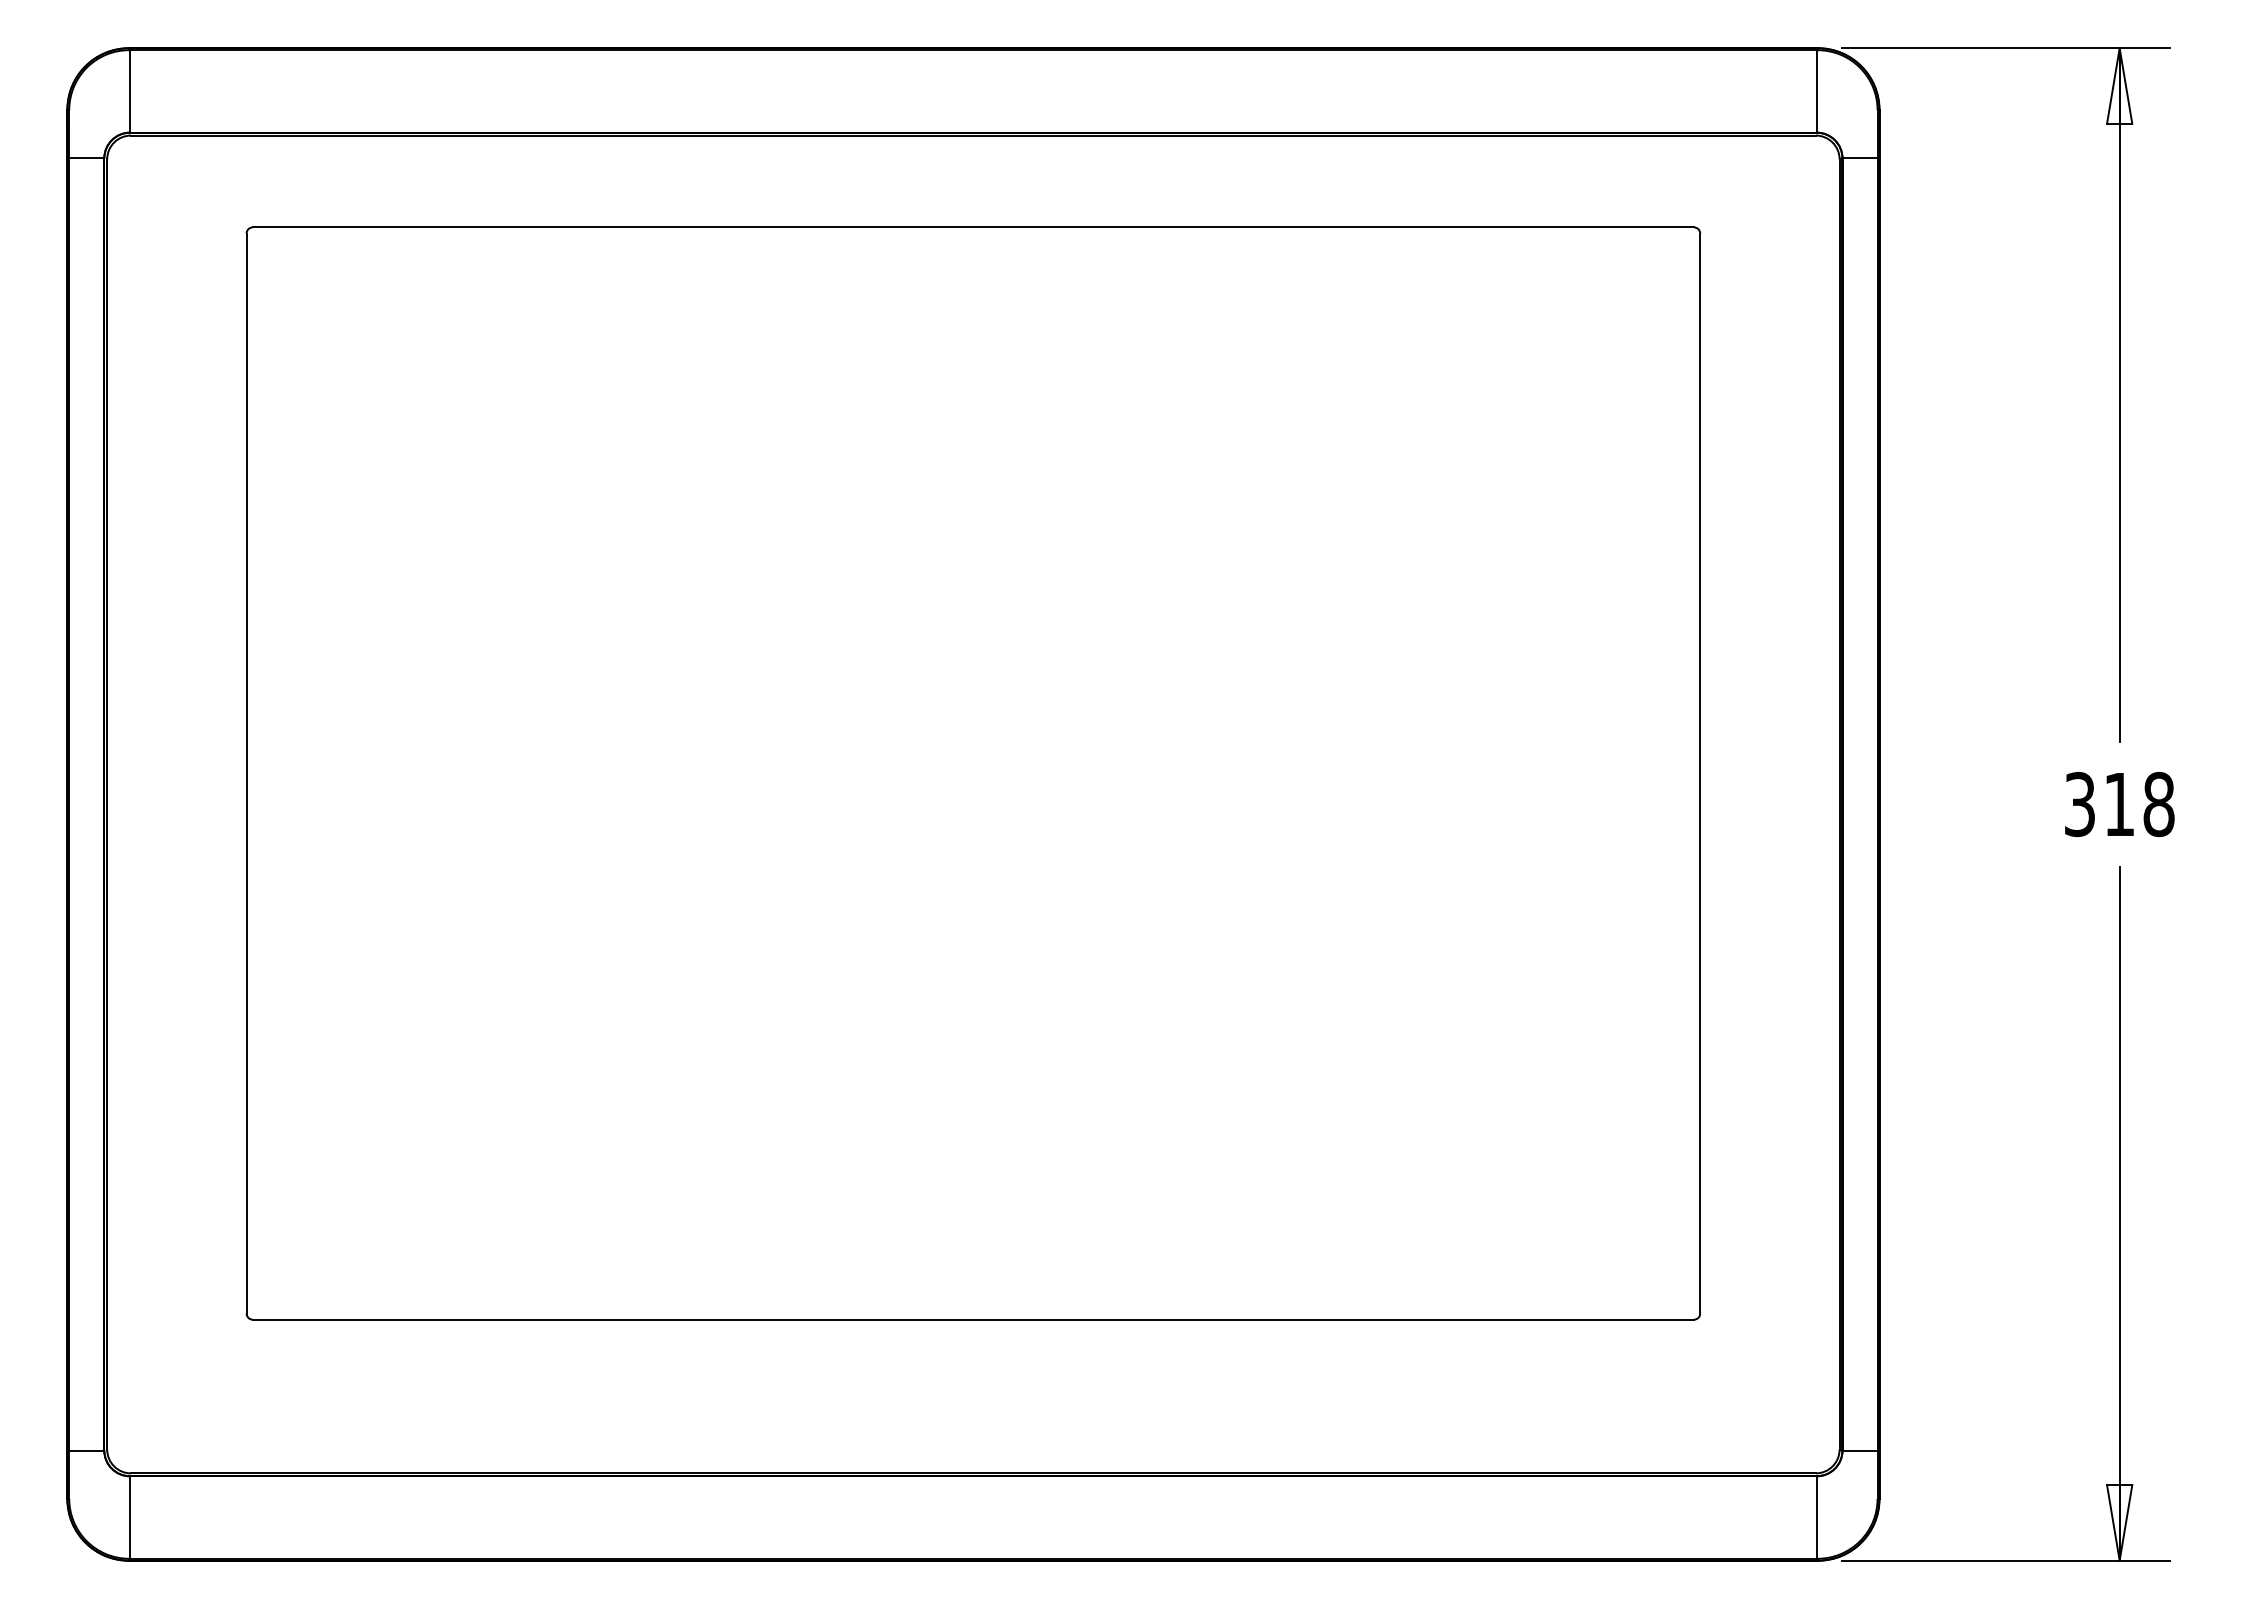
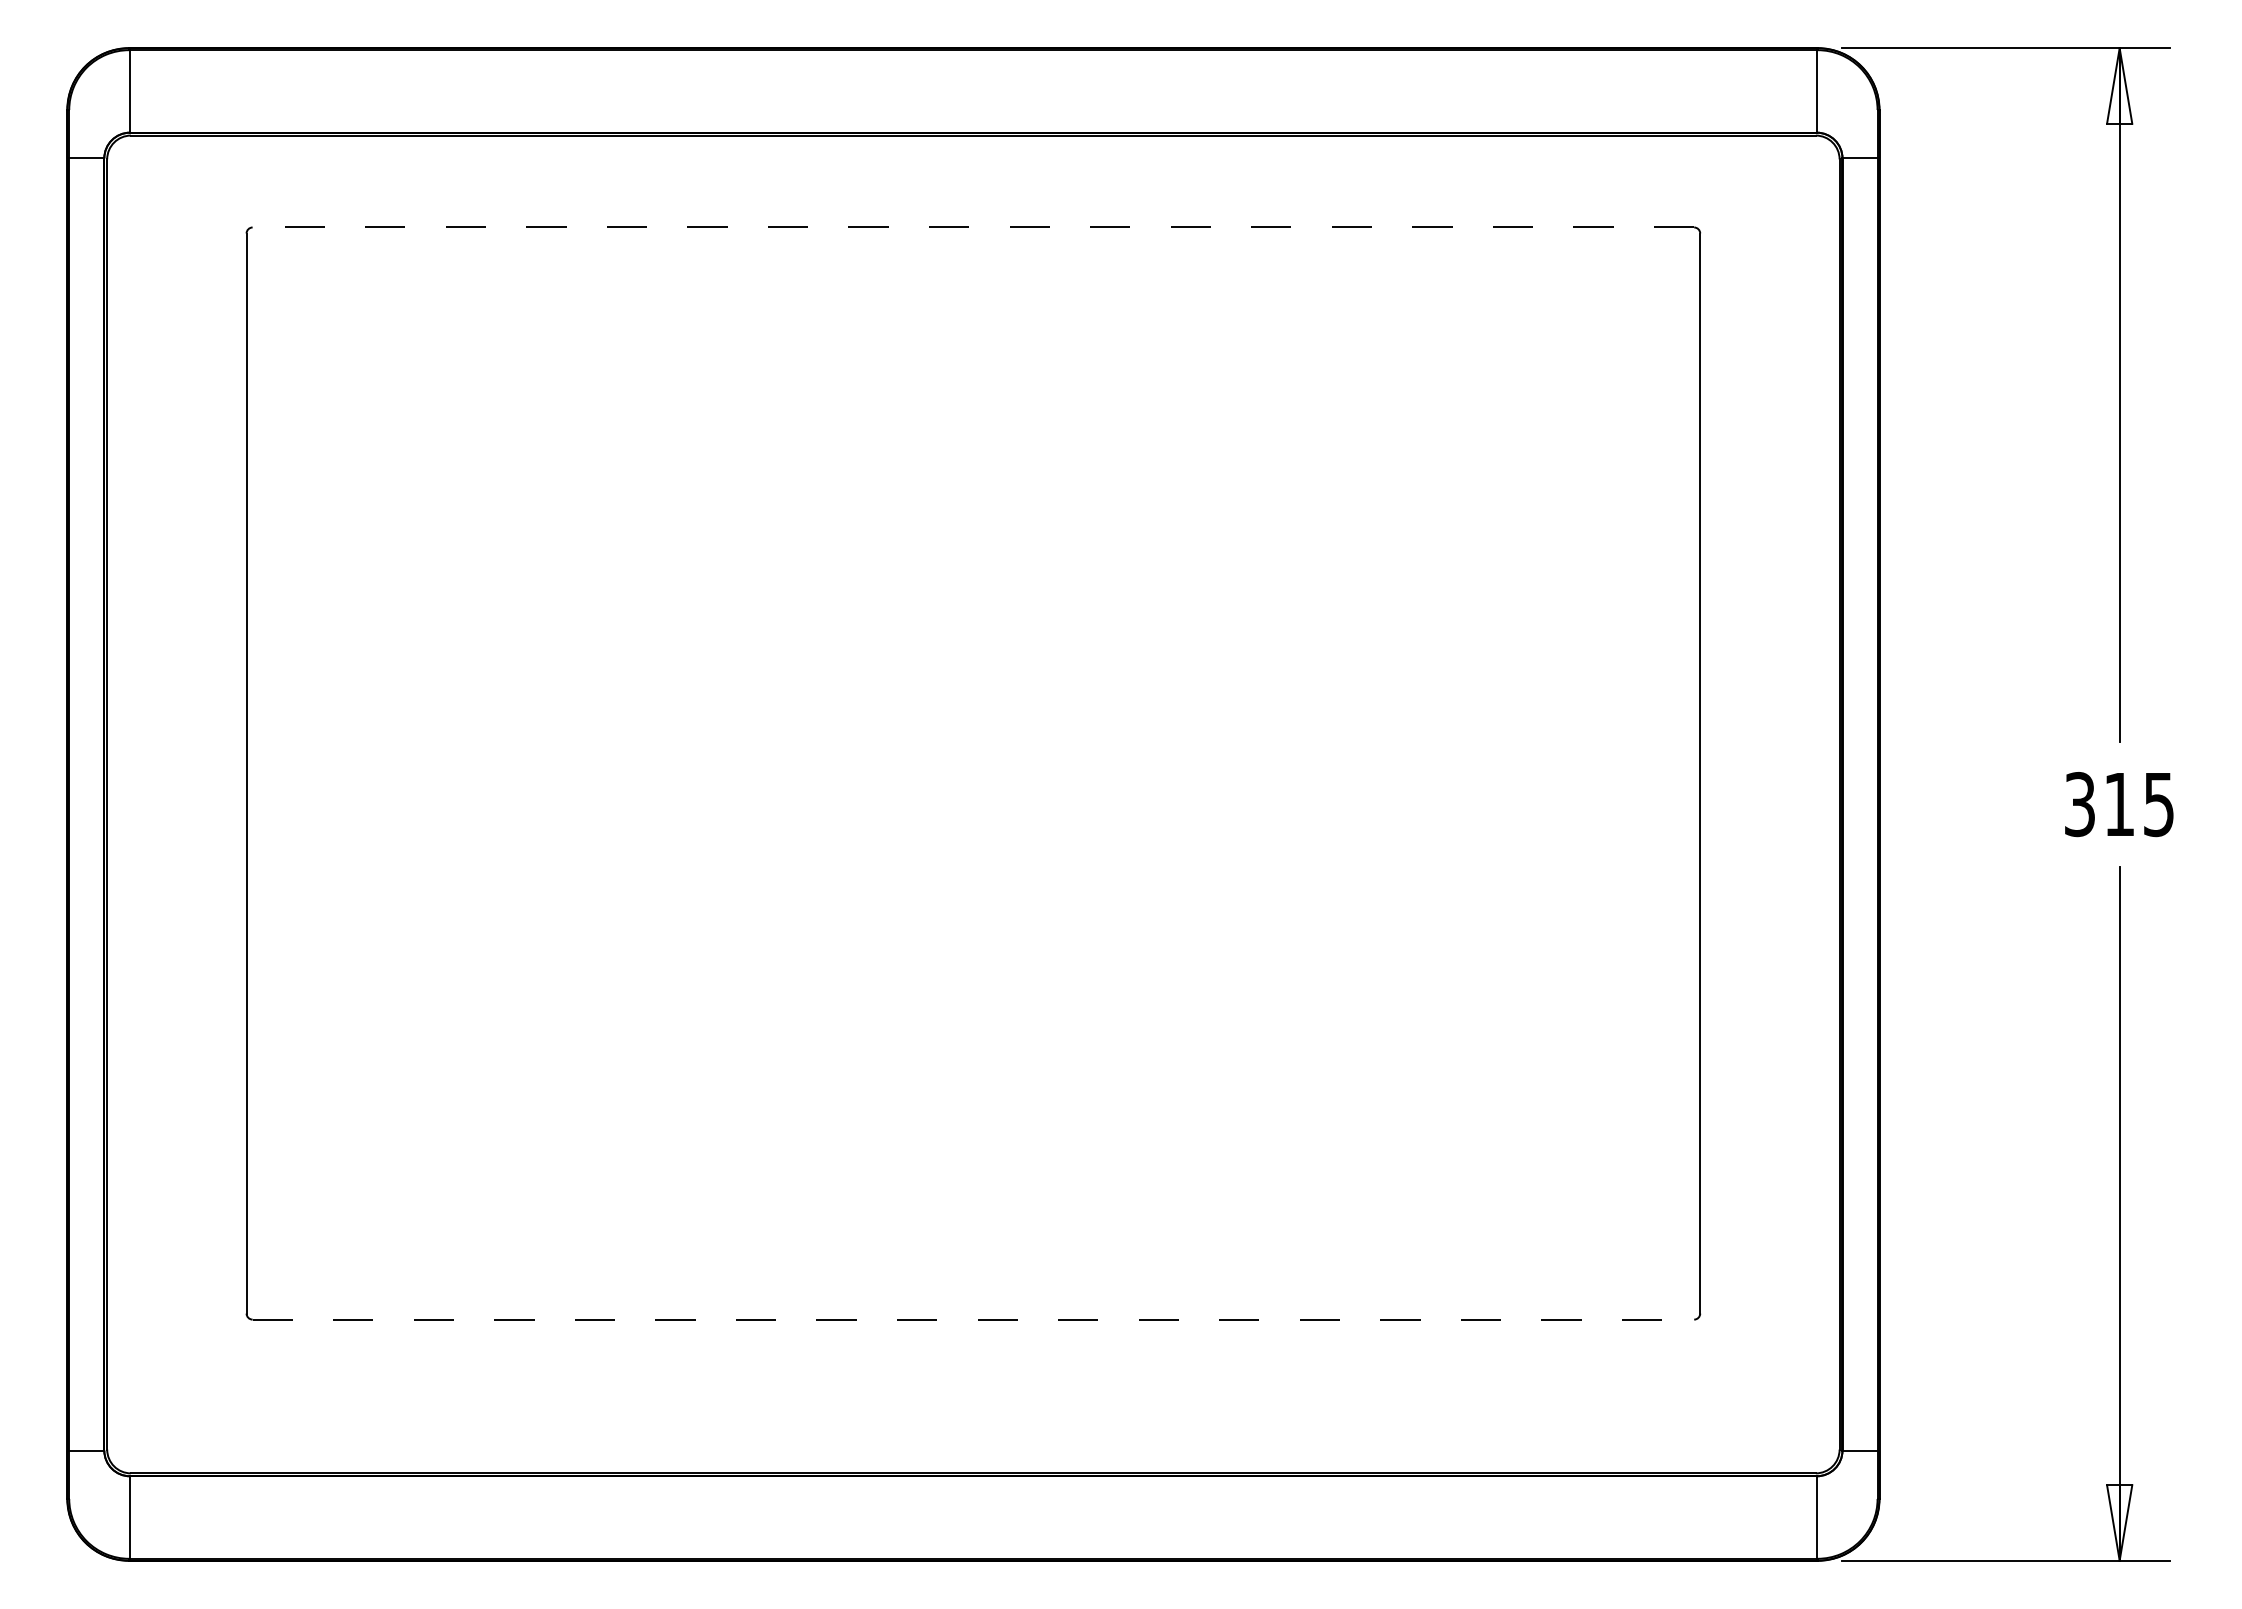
line: solid -> dashed (973, 227)
text: 318 -> 315 (2158, 804)
line: solid -> dashed (973, 1319)
